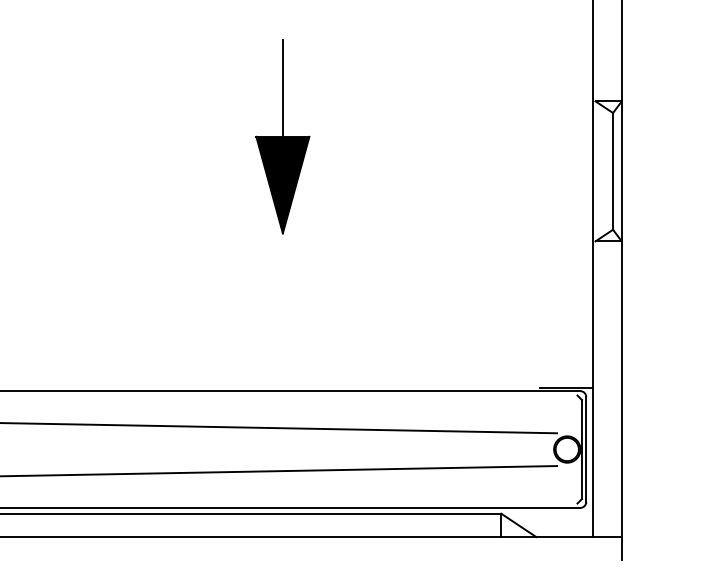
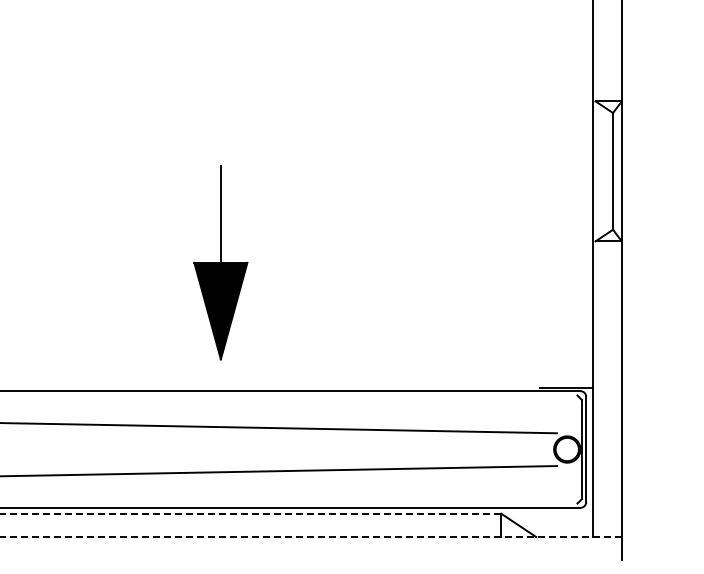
part position: (282, 136) -> (220, 262) (220, 262)
line: solid -> dashed (250, 513)
line: solid -> dashed (310, 537)
